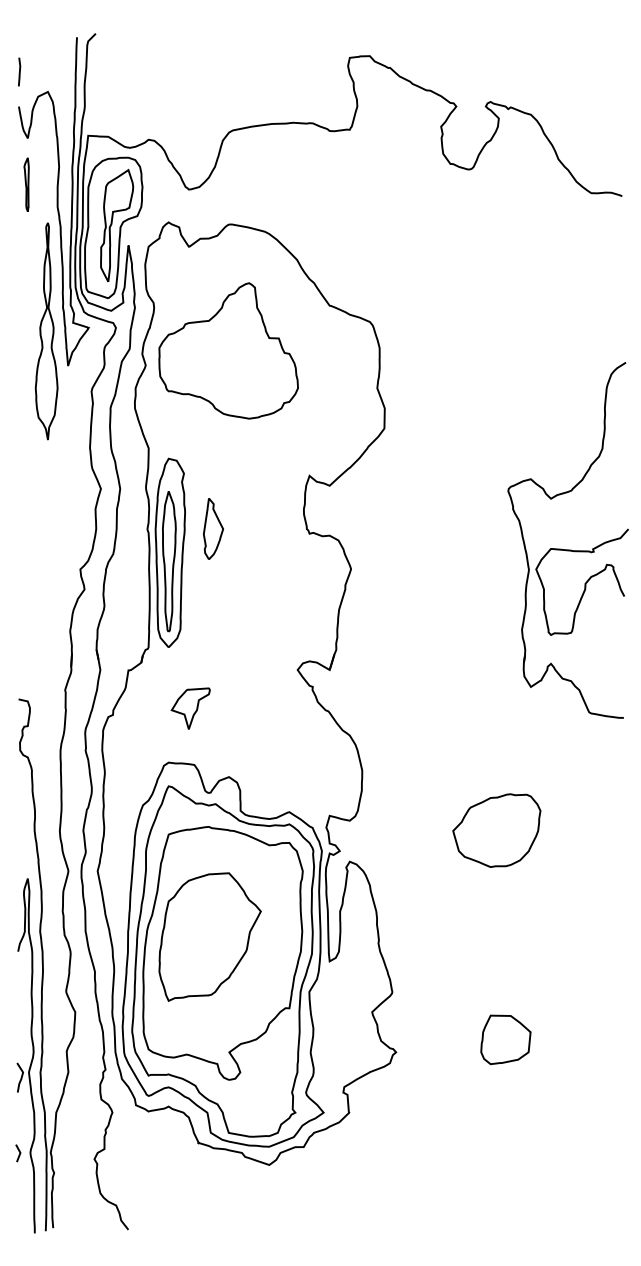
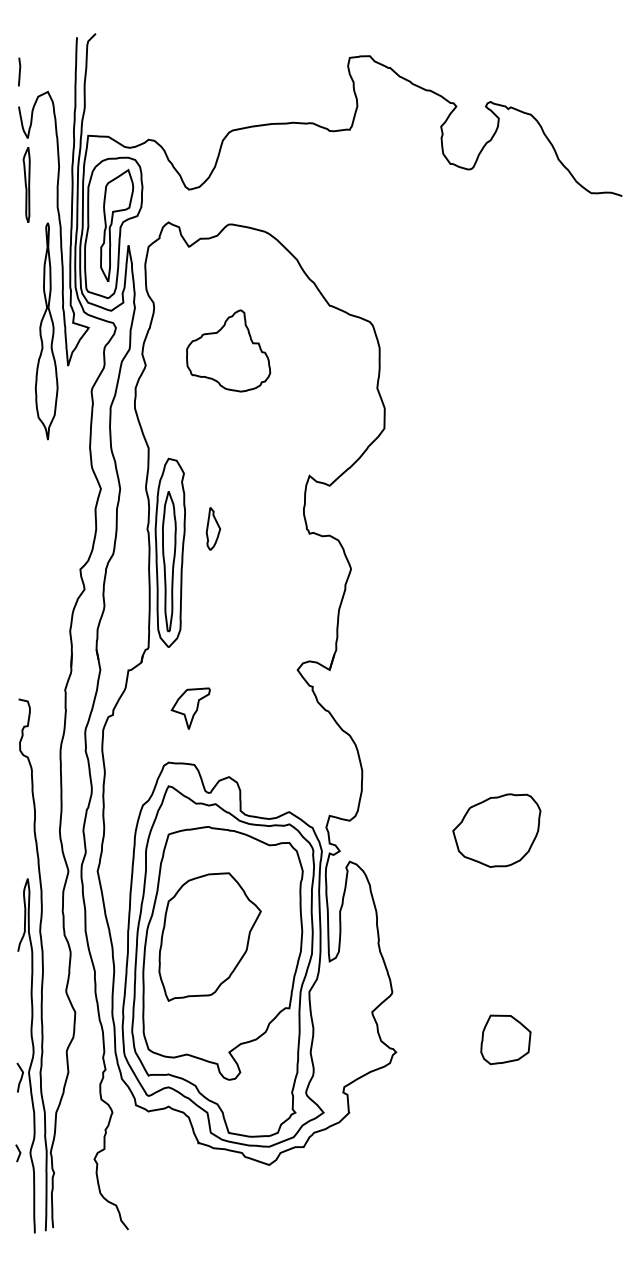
part size: 7x55 px -> 9x76 px (26, 184)
part size: 141x138 px -> 86x84 px (228, 350)
part size: 21x62 px -> 17x44 px (213, 528)
part: present -> none (567, 549)
